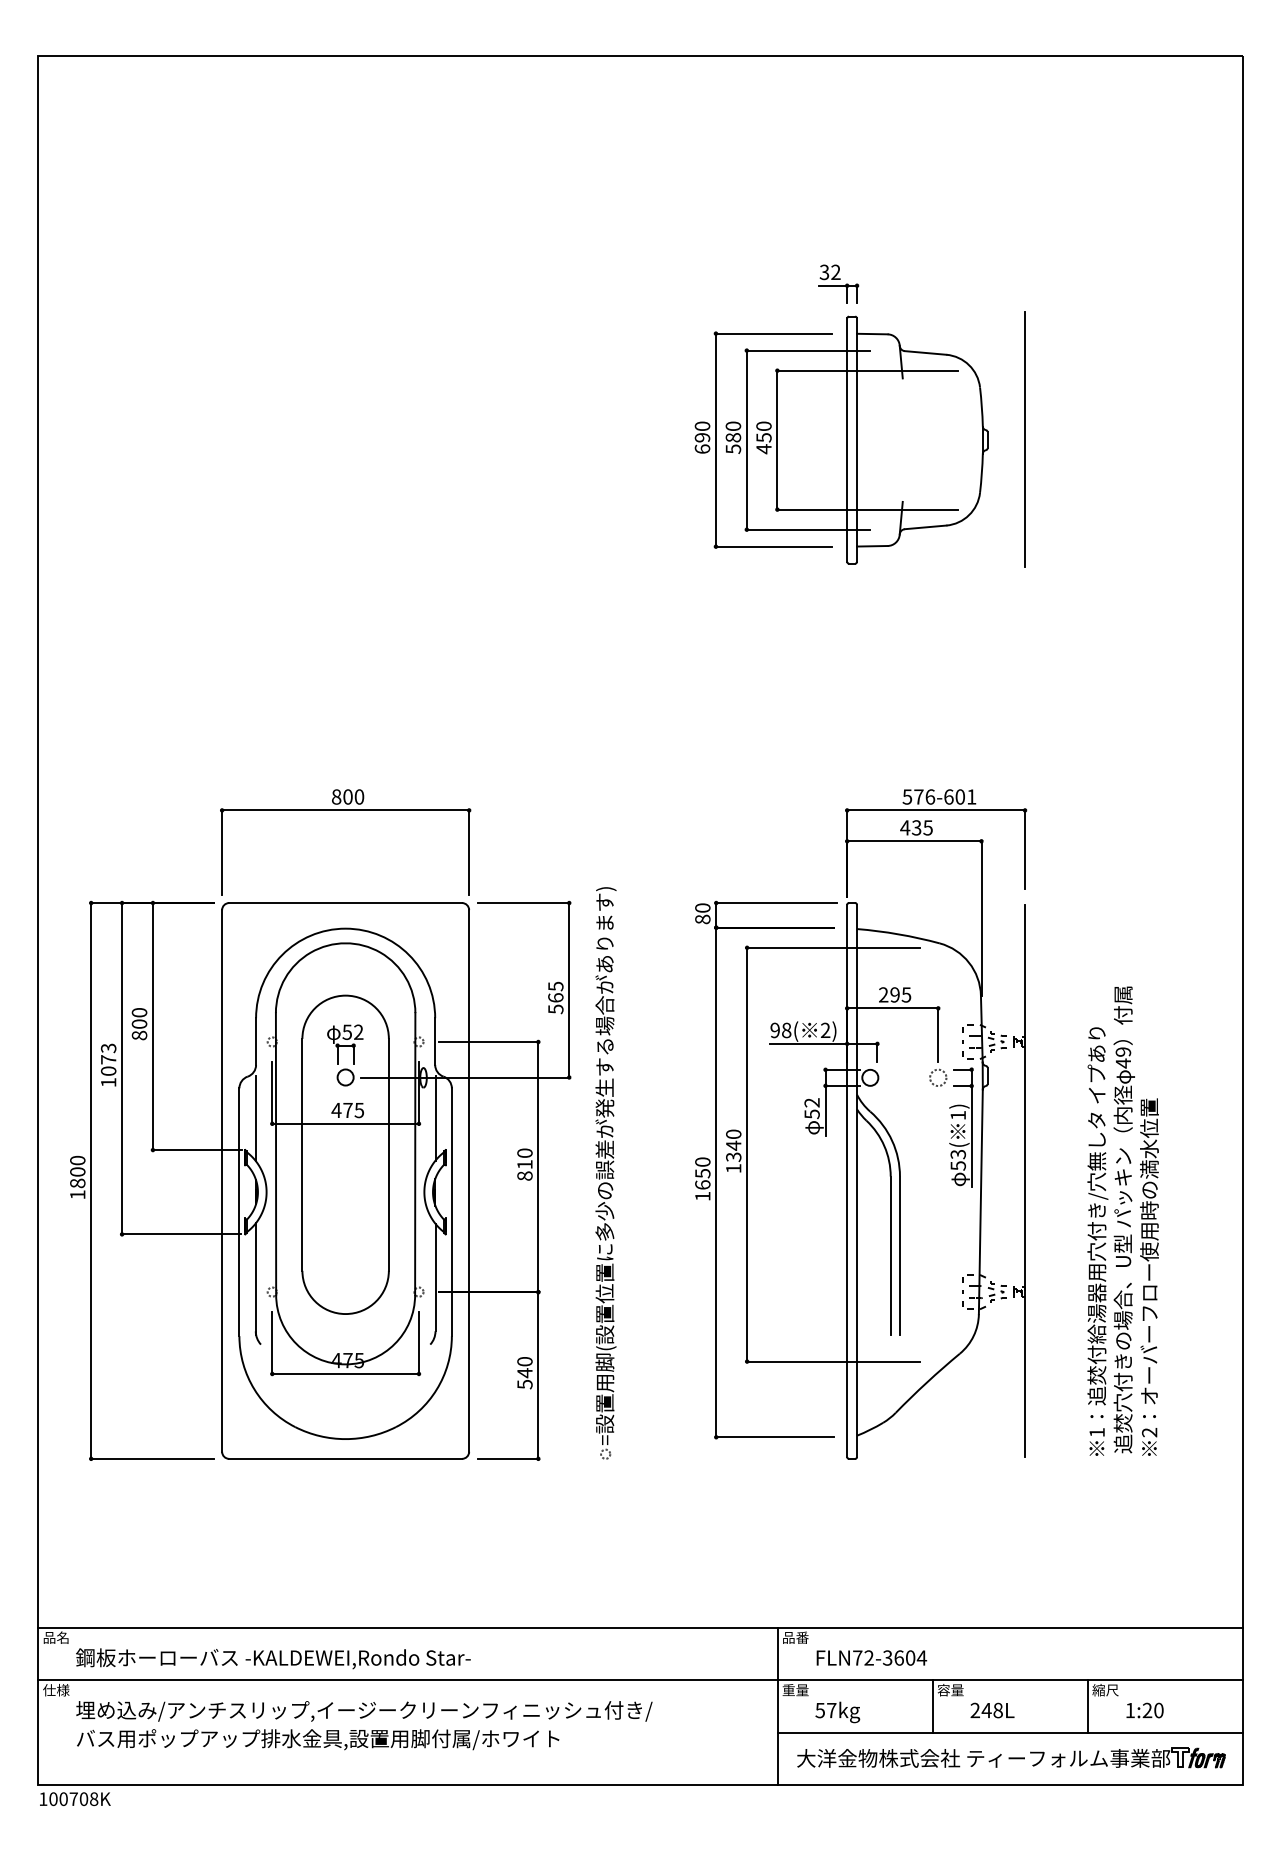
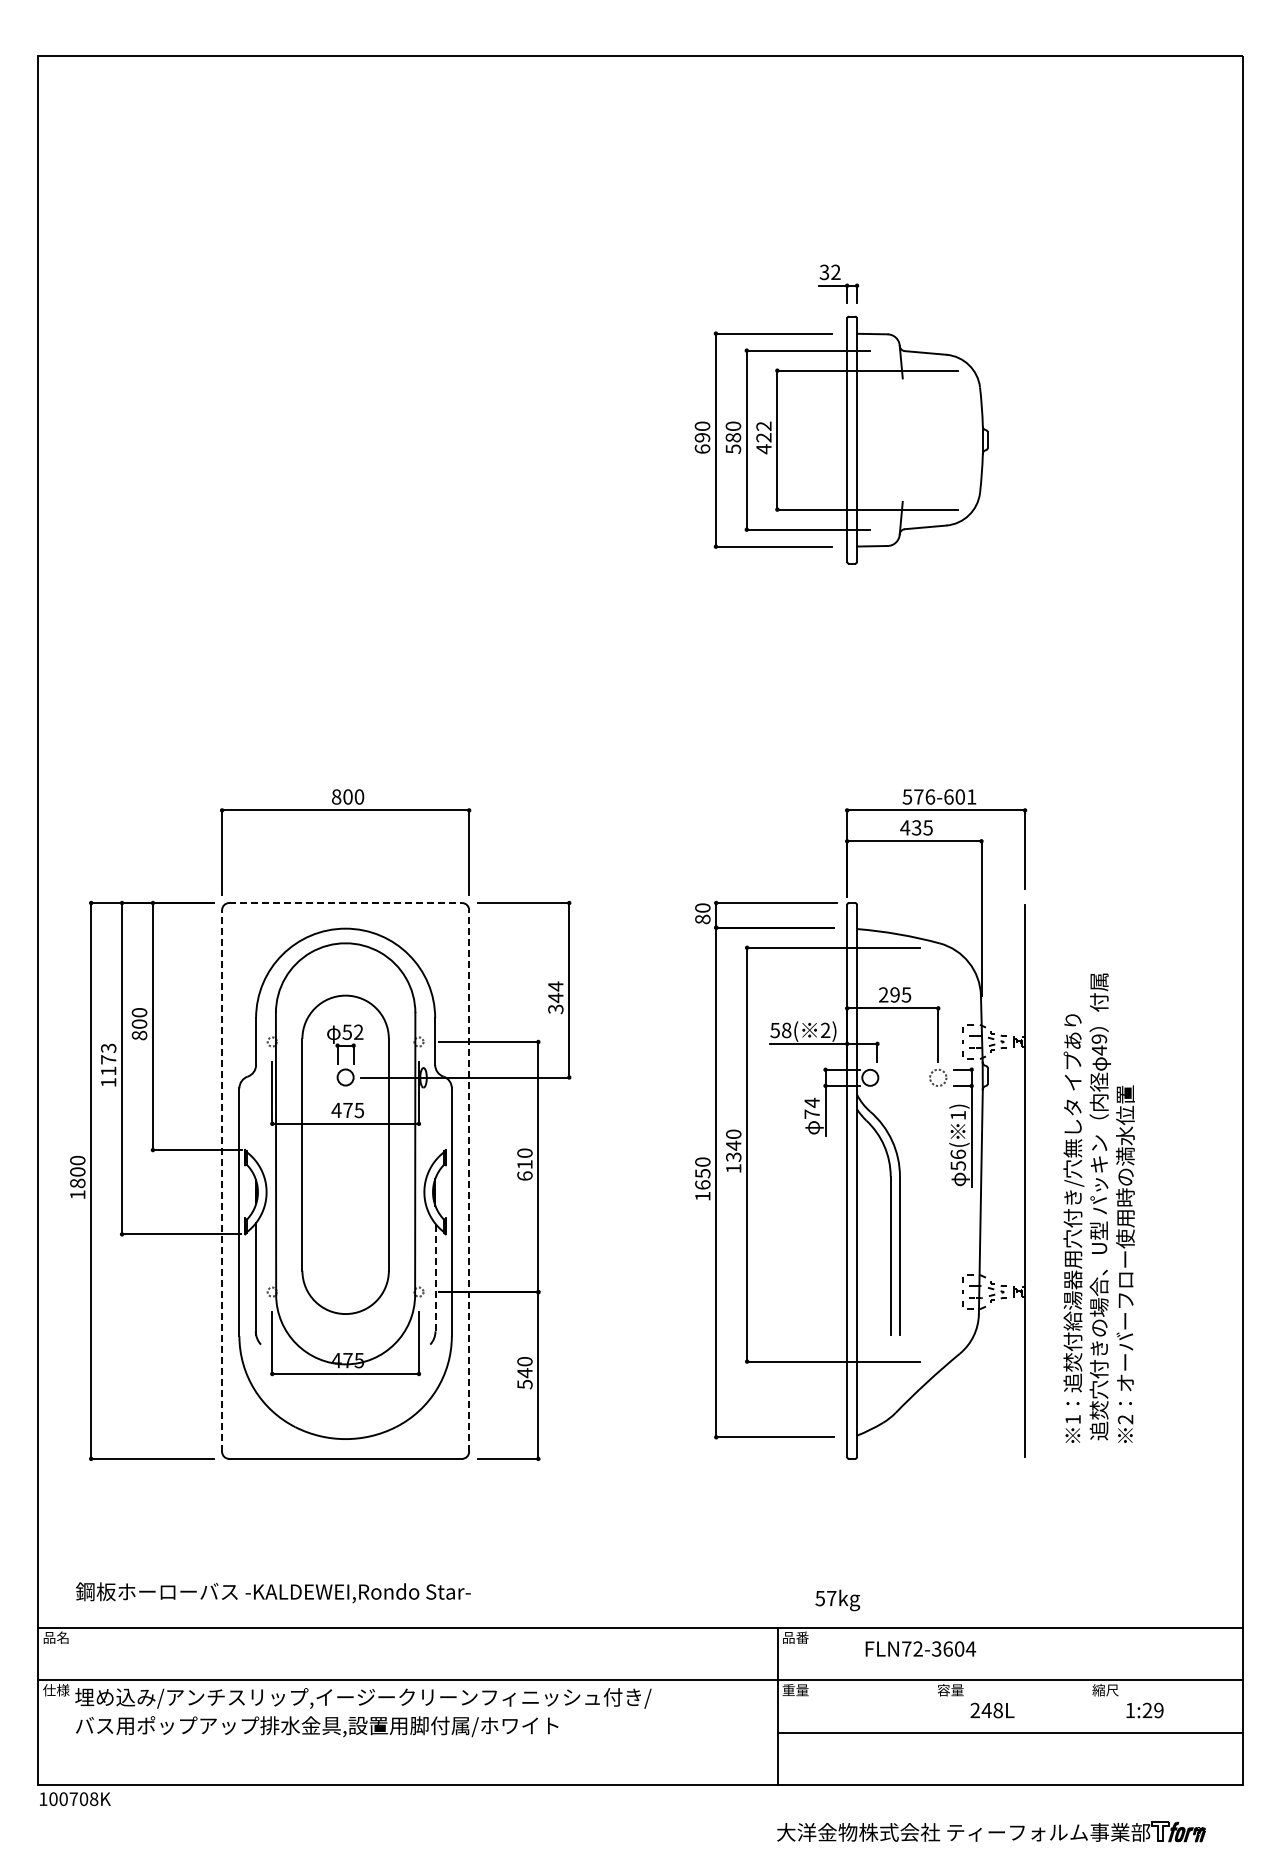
text: 450 -> 422 (763, 431)
line: present -> none (1025, 439)
line: solid -> dashed (346, 903)
text: 565 -> 344 (555, 997)
text: 98( -> 58( (774, 1030)
text: 1073 -> 1173 (108, 1070)
text: 52 -> 74 (811, 1108)
line: present -> none (435, 1117)
line: present -> none (255, 1118)
text: 53( -> 56( (957, 1154)
part: present -> none (605, 1173)
text: 810 -> 610 (524, 1175)
line: solid -> dashed (222, 1180)
line: solid -> dashed (469, 1180)
text position: (1122, 1220) -> (1098, 1207) (1098, 1207)
line: solid -> dashed (435, 1277)
text position: (871, 1657) -> (920, 1648) (920, 1648)
text position: (273, 1658) -> (273, 1592) (273, 1592)
line: present -> none (932, 1706)
line: present -> none (1087, 1706)
text: 1:20 -> 1:29 (1158, 1710)
text position: (837, 1712) -> (837, 1600) (837, 1600)
text position: (364, 1725) -> (363, 1712) (363, 1712)
part position: (1011, 1757) -> (991, 1831) (991, 1831)
